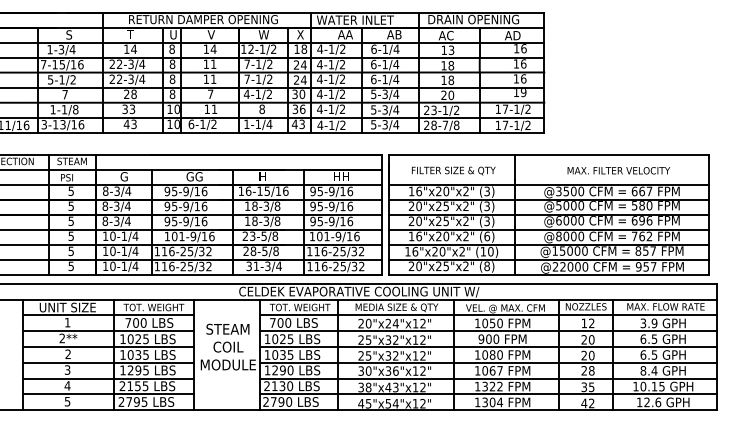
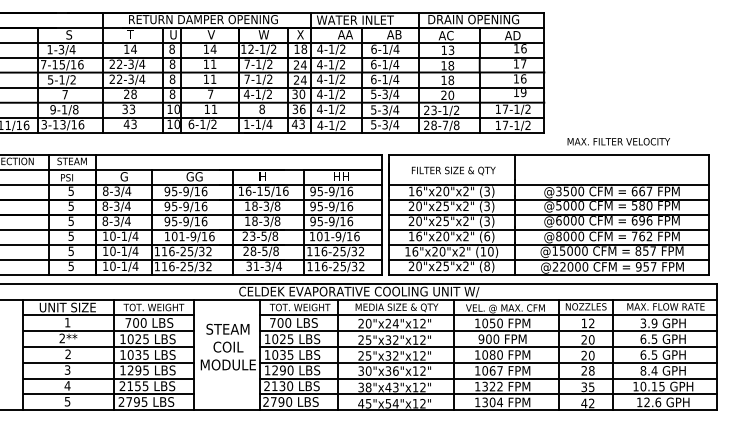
text: 16 -> 17 (523, 63)
text: 1-1/8 -> 9-1/8 (52, 109)
text position: (618, 170) -> (618, 141) (618, 141)
